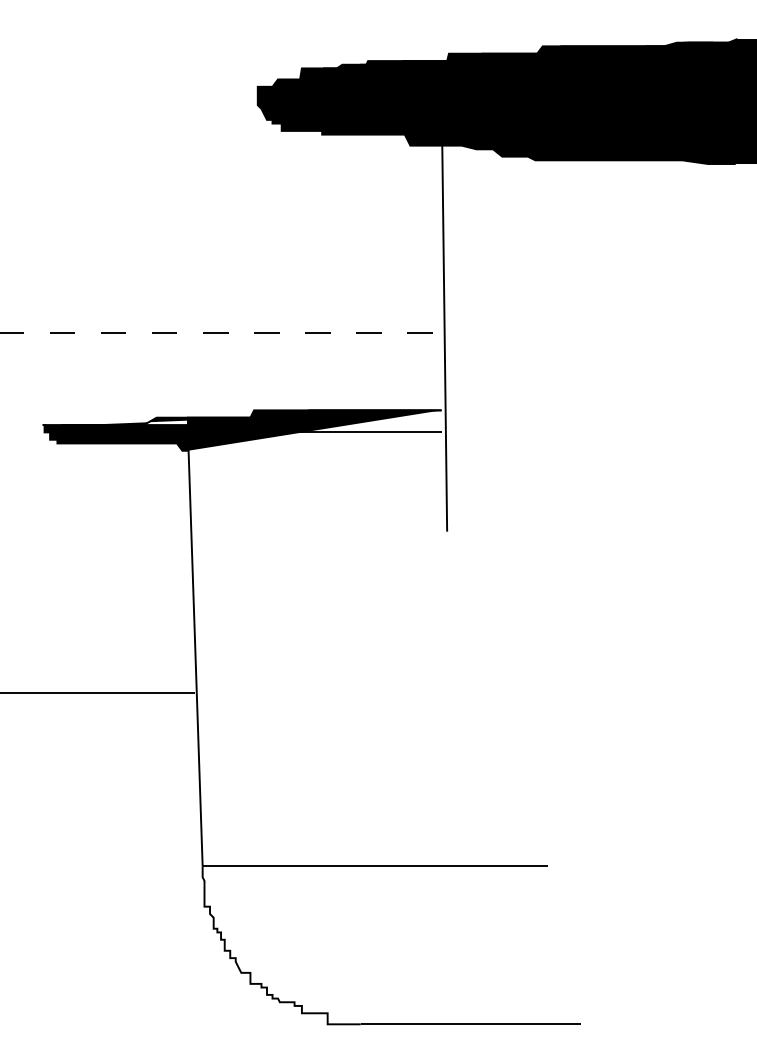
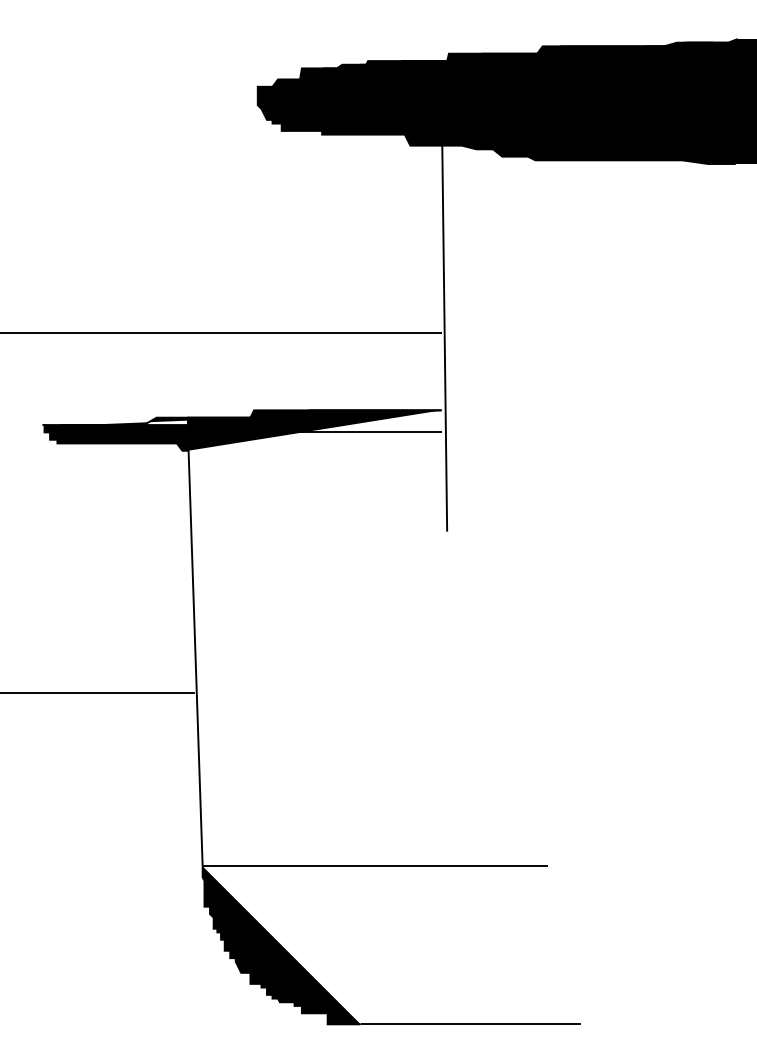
line: dashed -> solid (221, 333)
fill: none -> present (281, 945)
